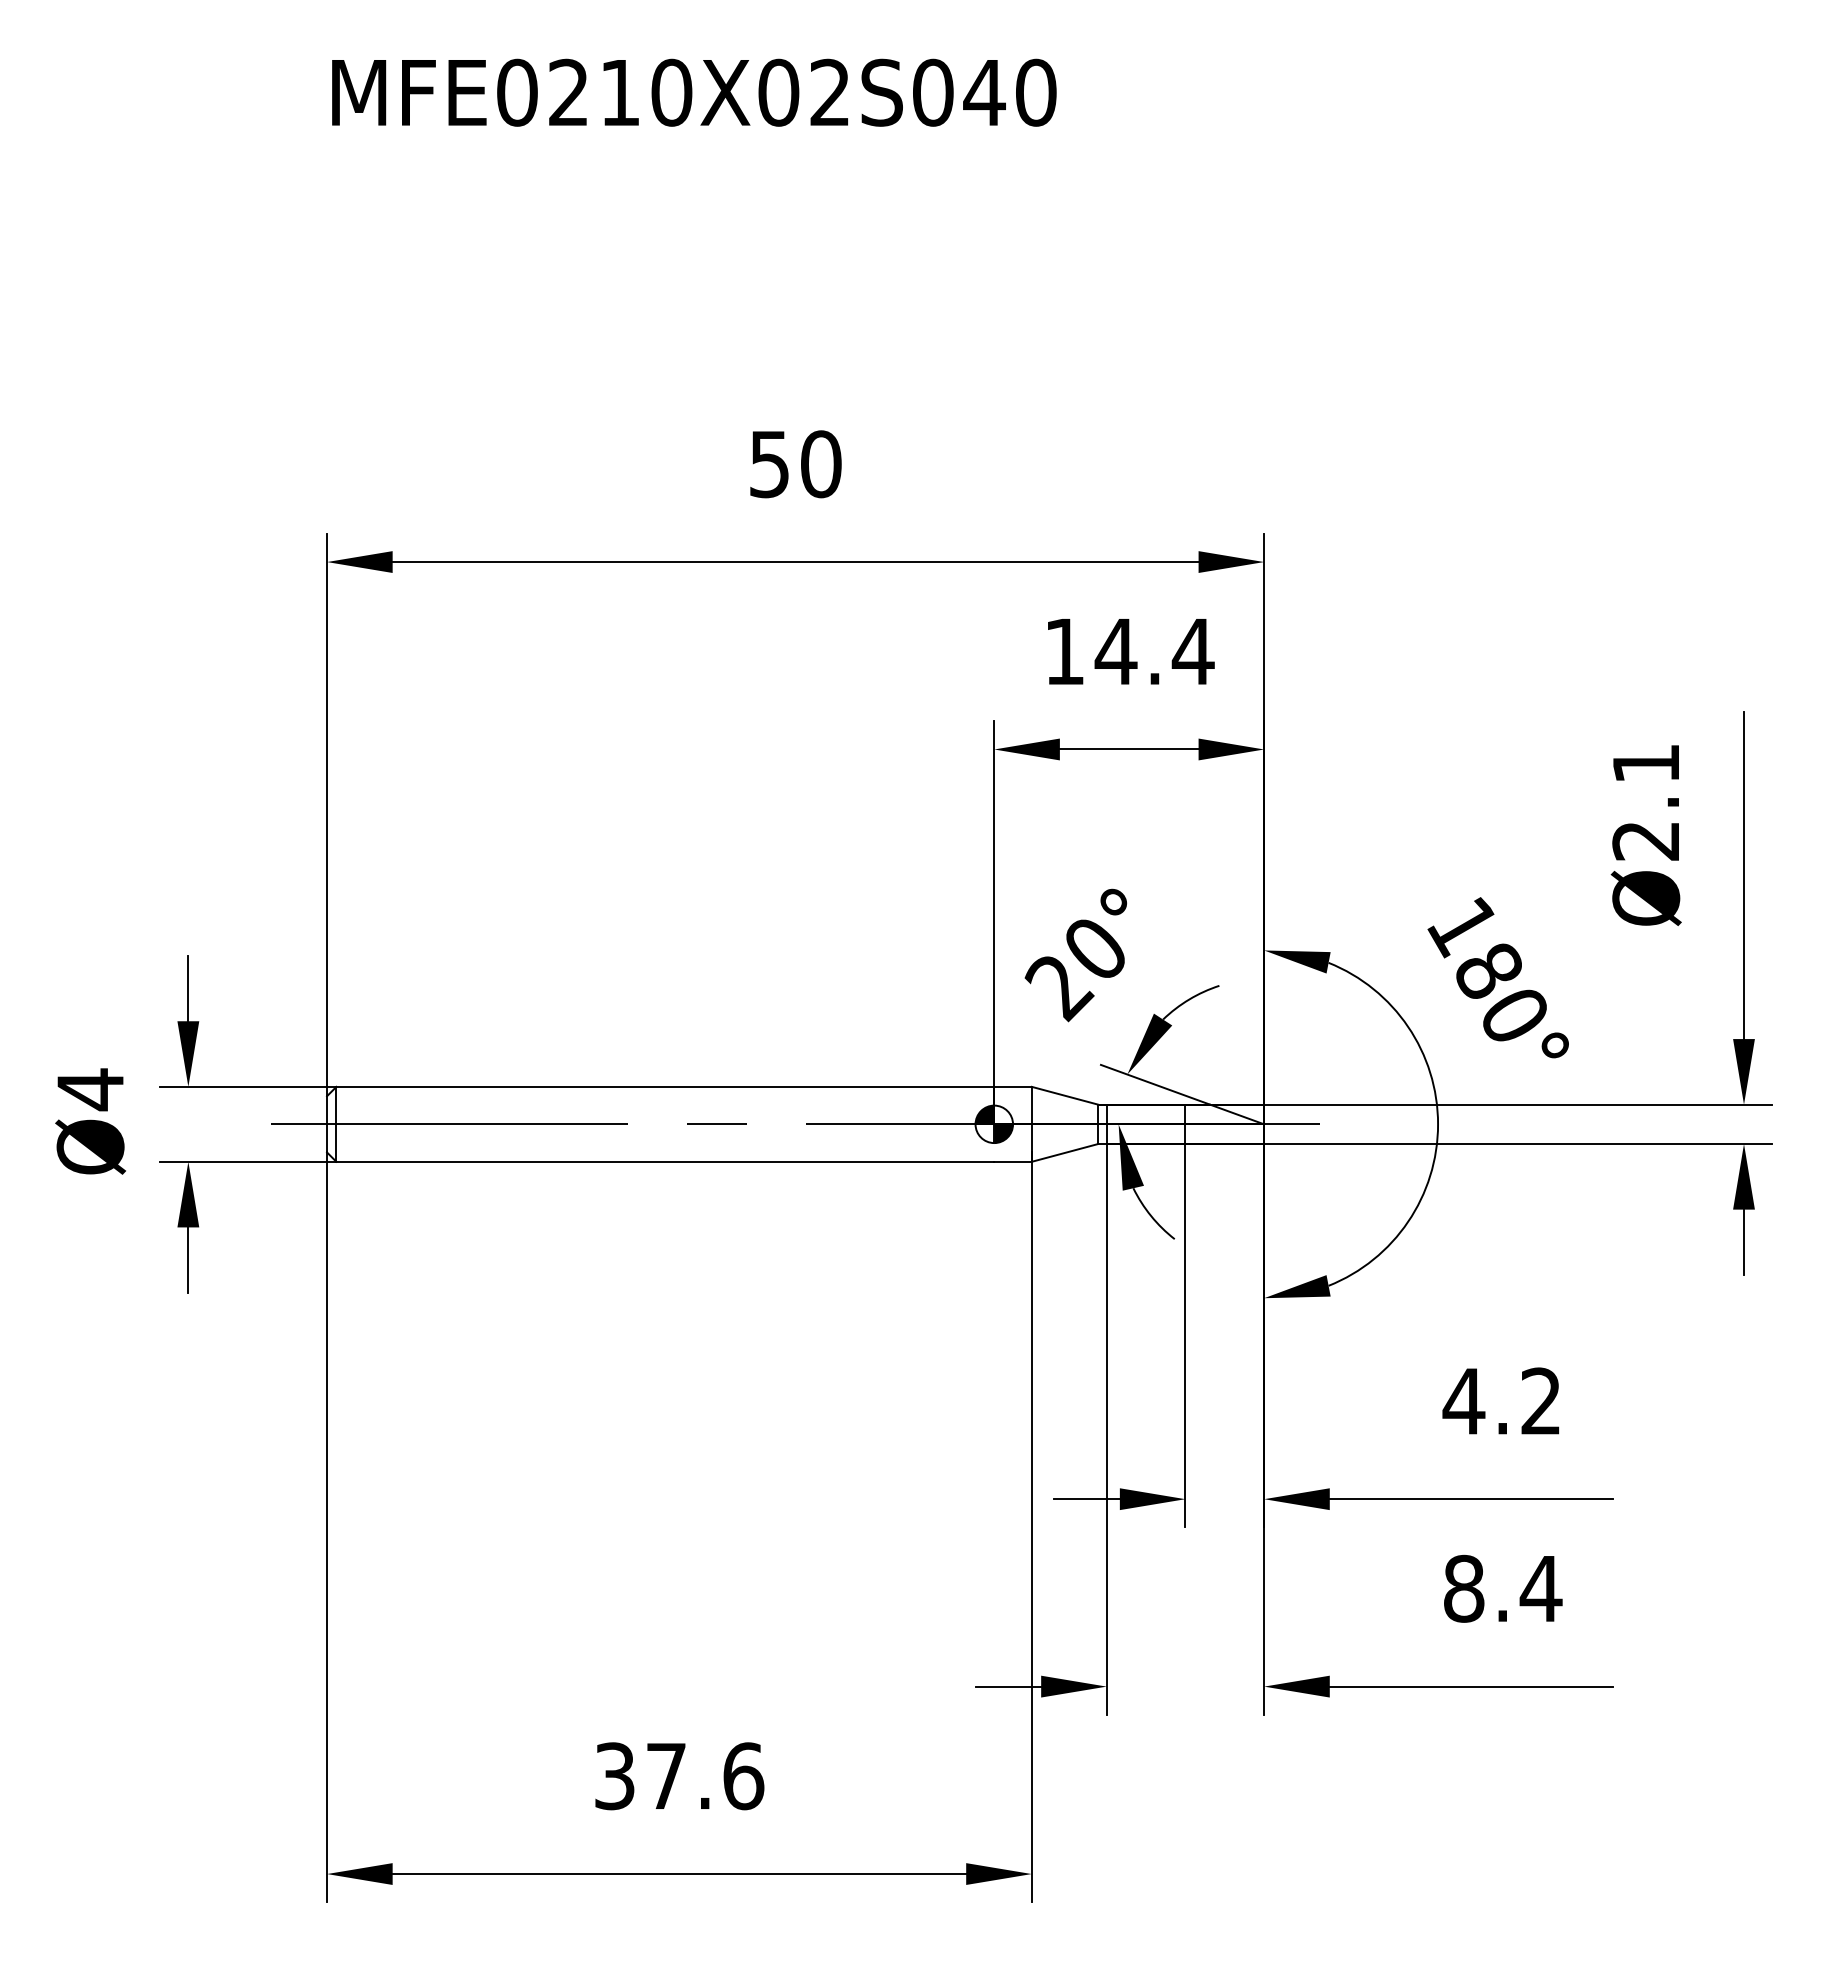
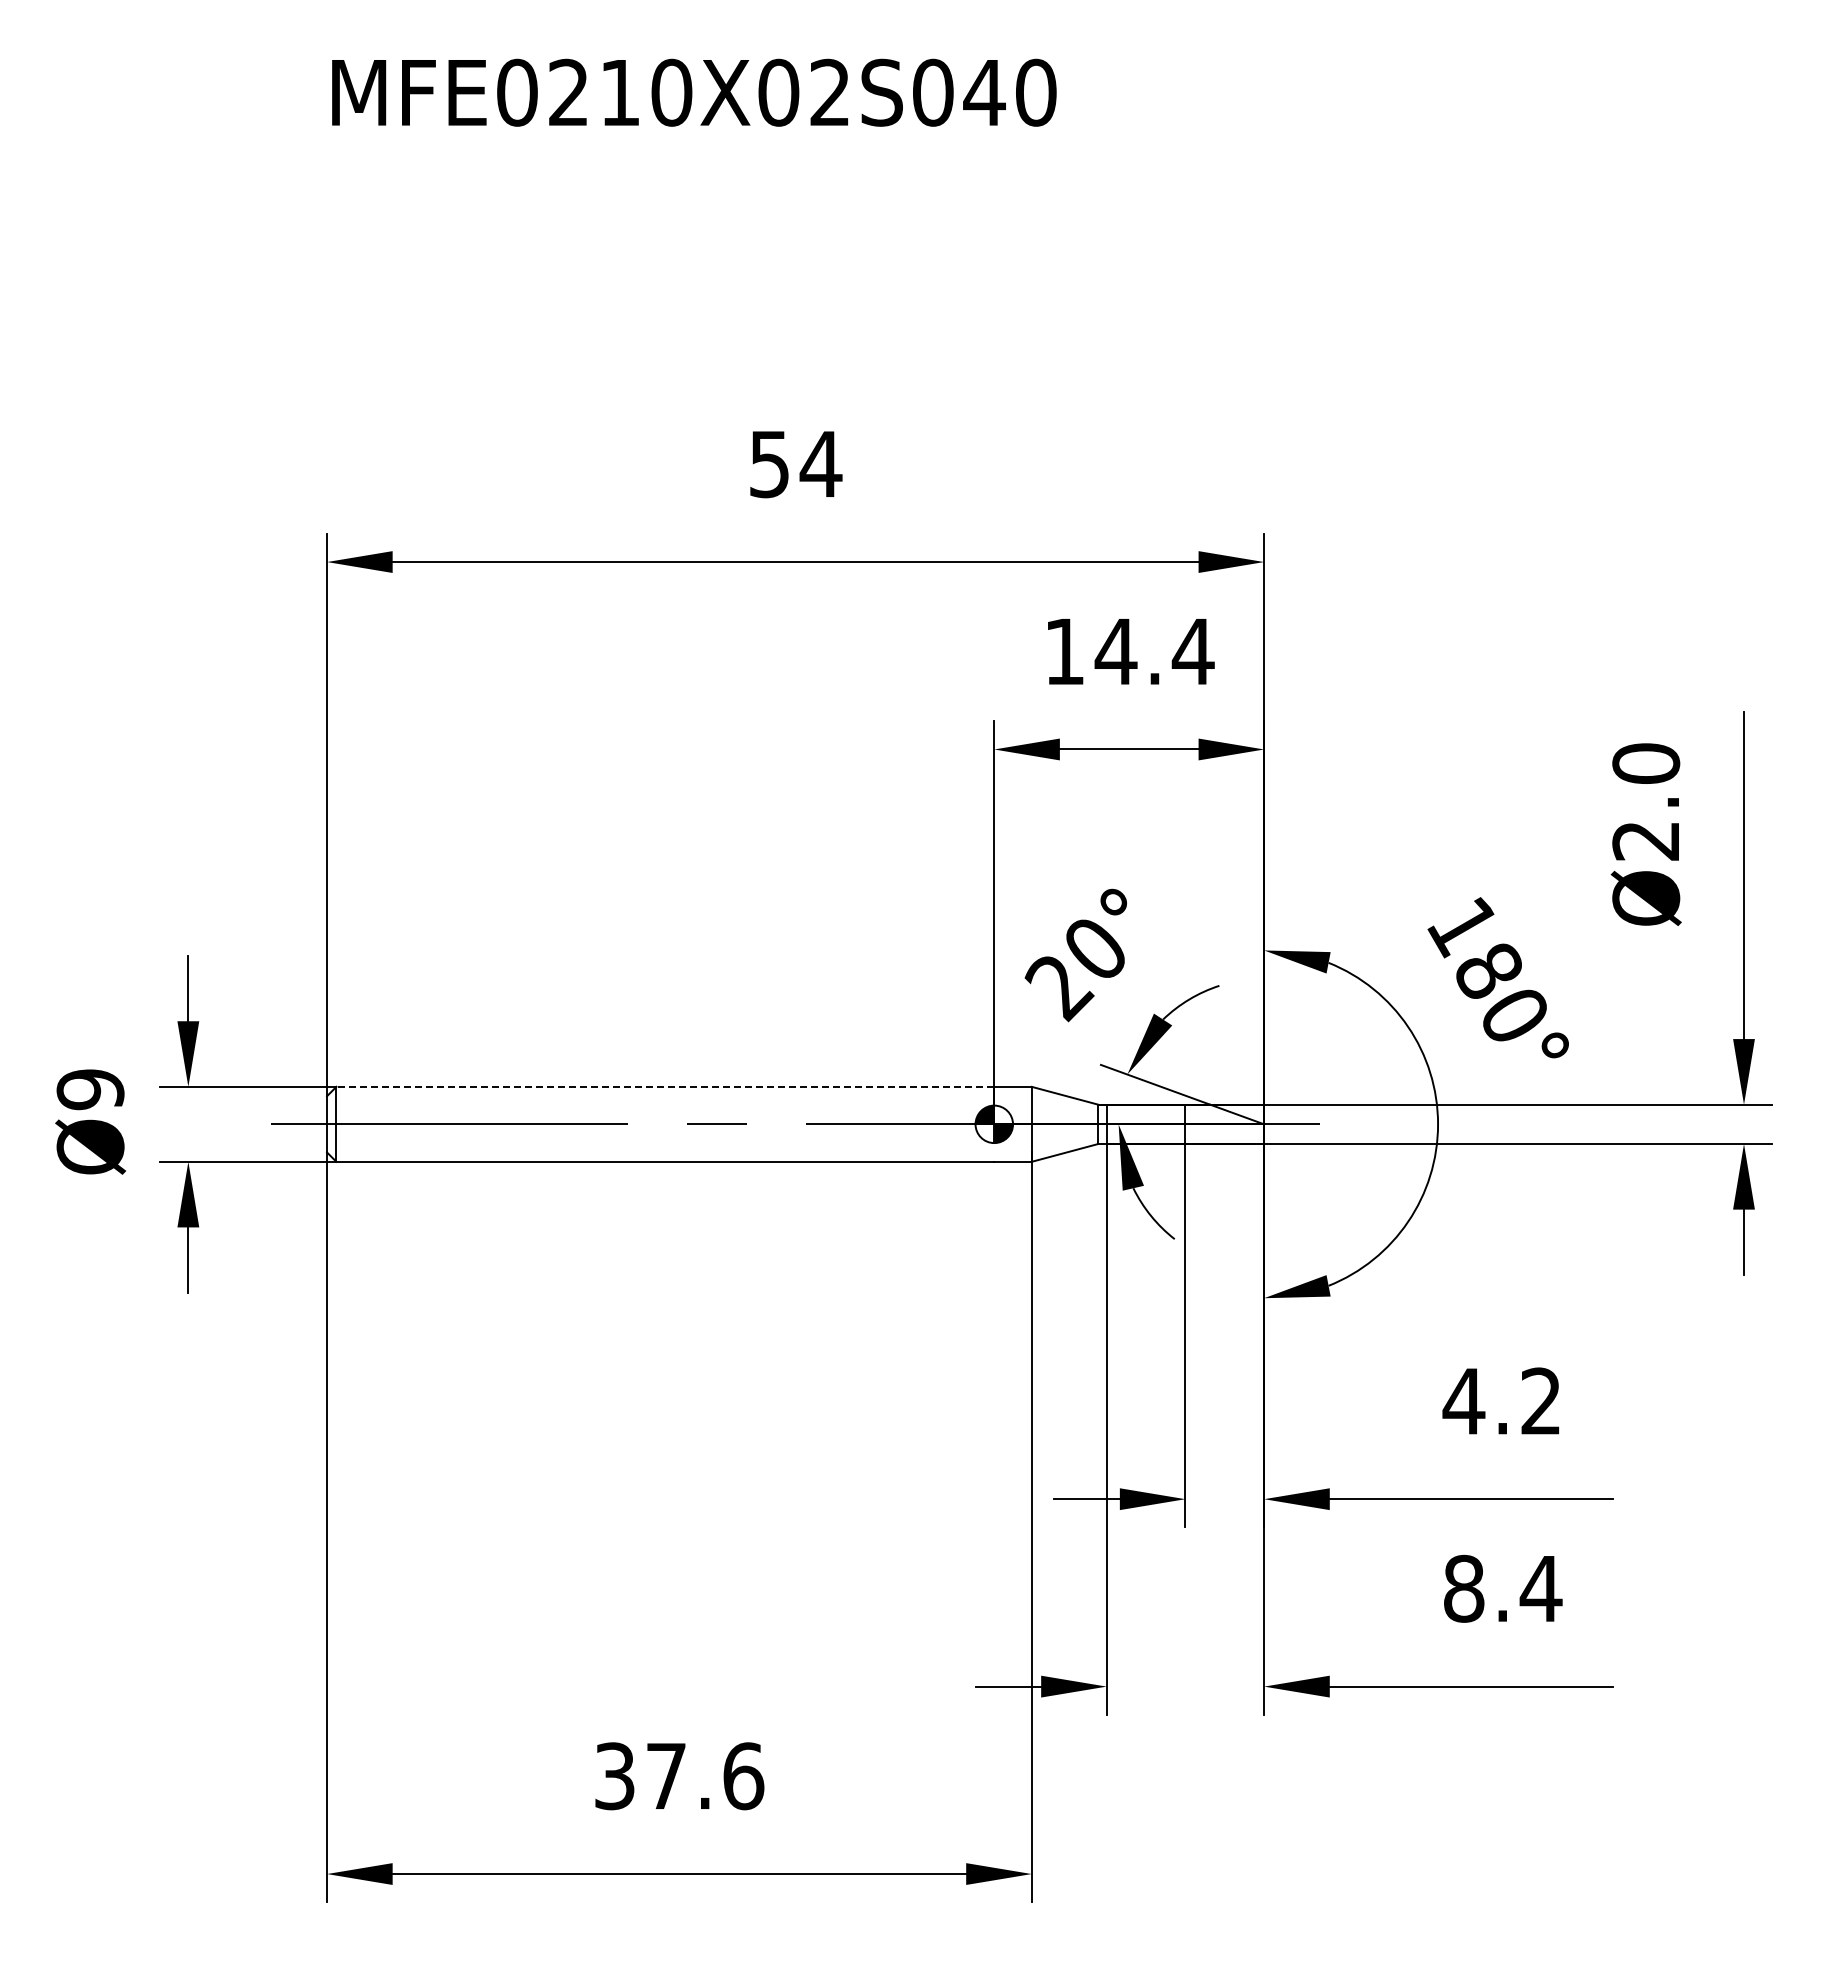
text: 50 -> 54 (820, 464)
text: Ø2.1 -> Ø2.0 (1646, 763)
line: solid -> dashed (665, 1086)
text: Ø4 -> Ø9 (90, 1089)
